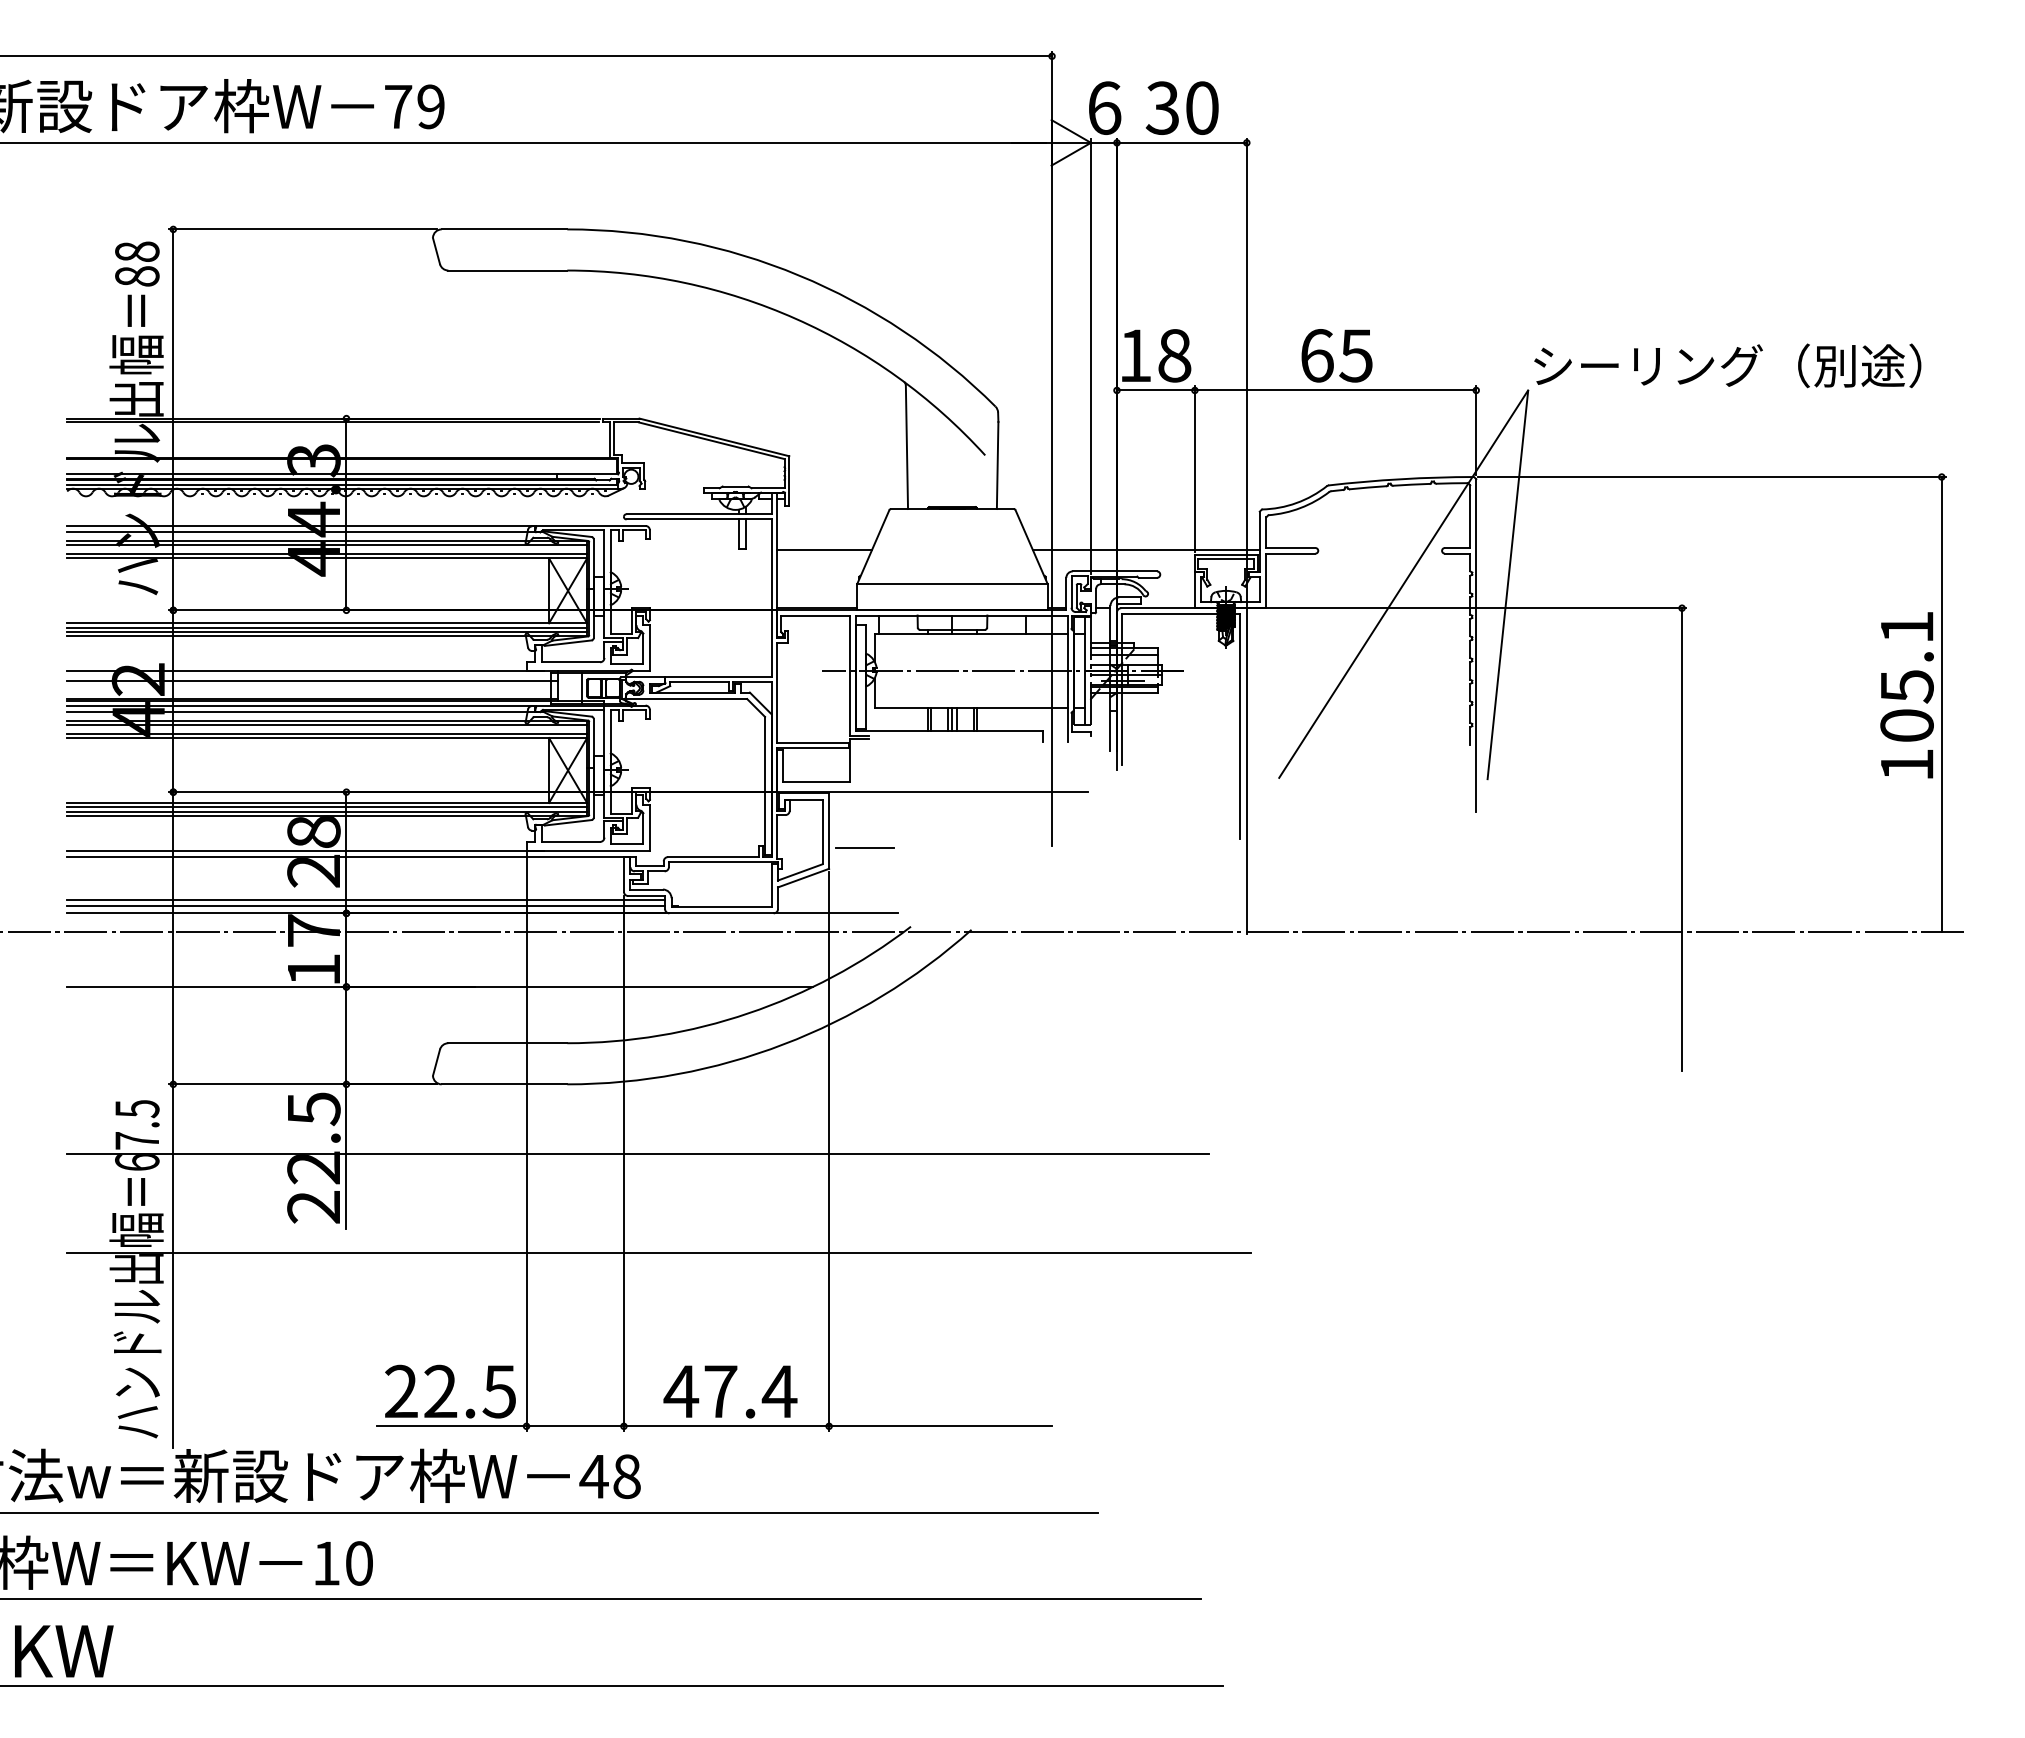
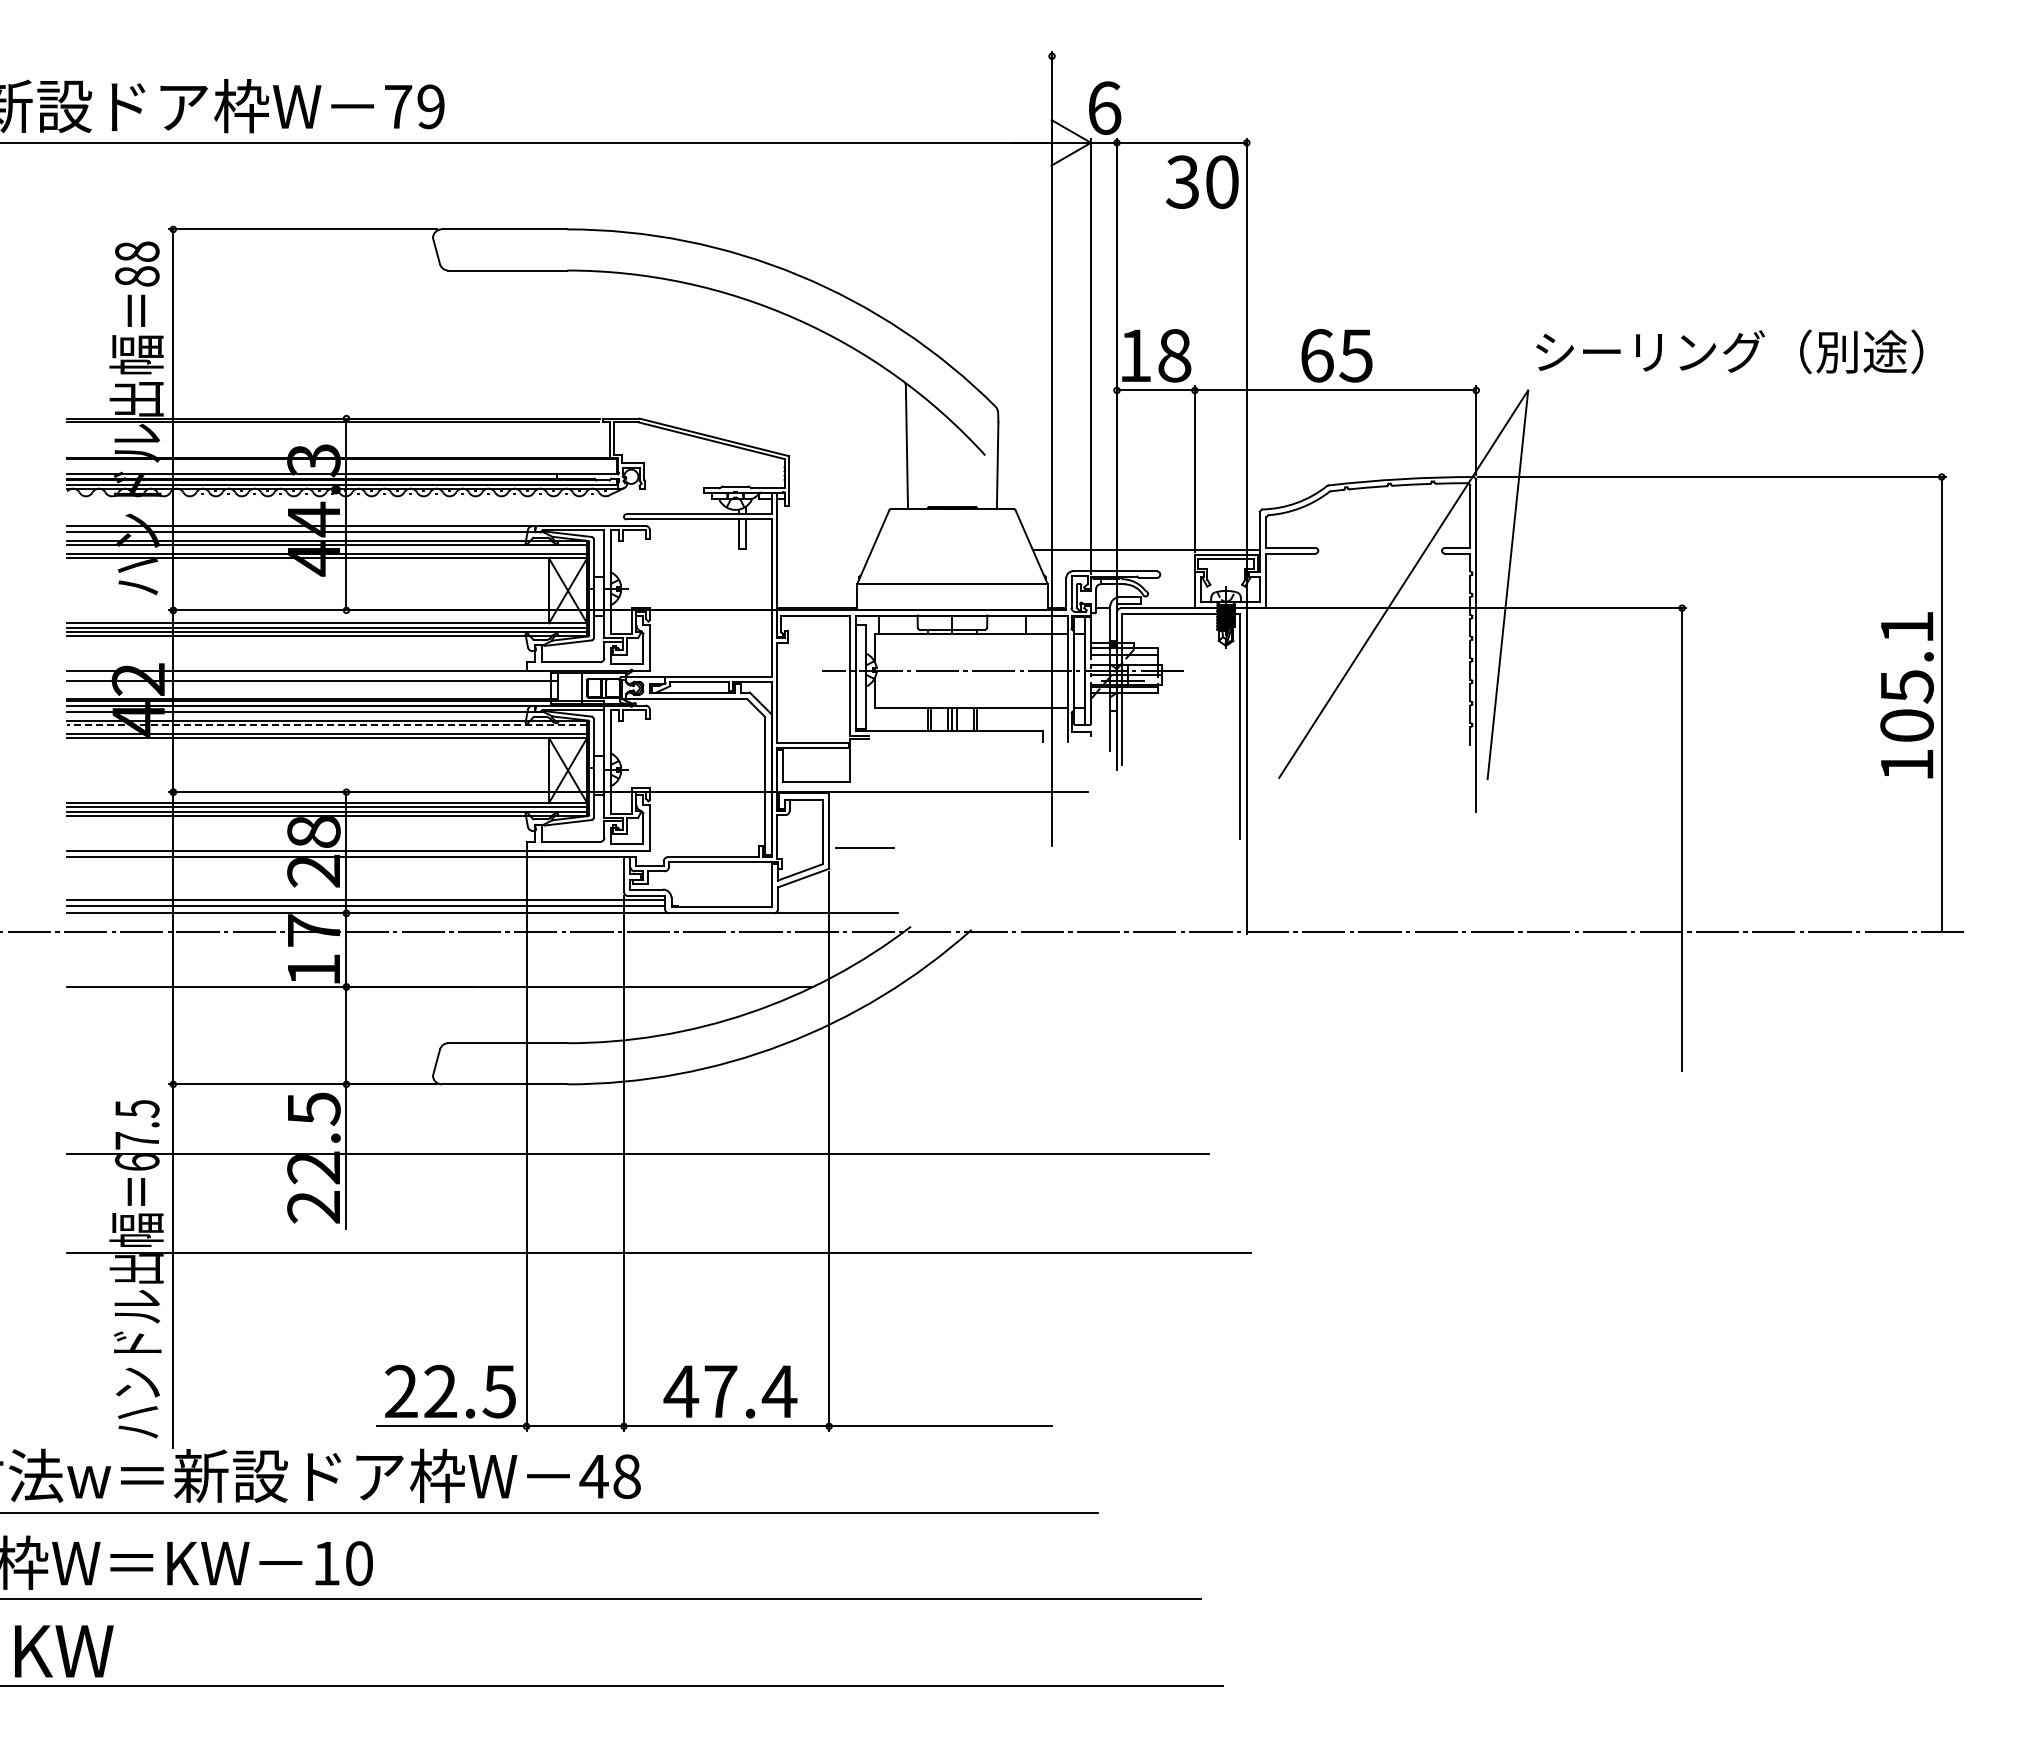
line: present -> none (527, 56)
text position: (1181, 107) -> (1201, 181) (1201, 181)
text position: (1727, 365) -> (1729, 351) (1729, 351)
line: present -> none (824, 549)
line: solid -> dashed (327, 725)
